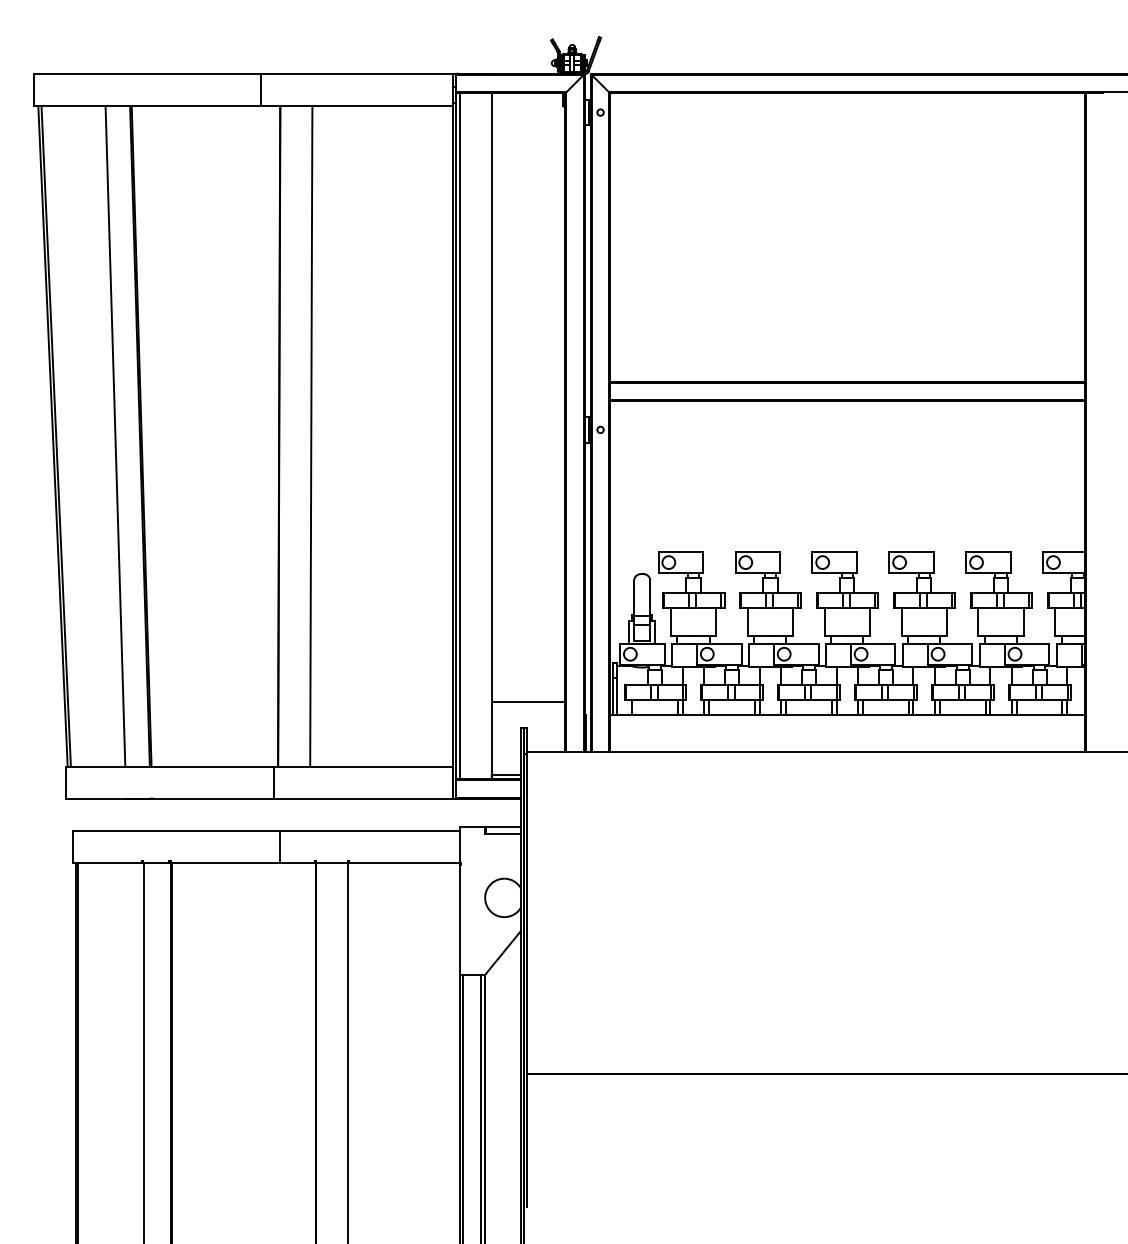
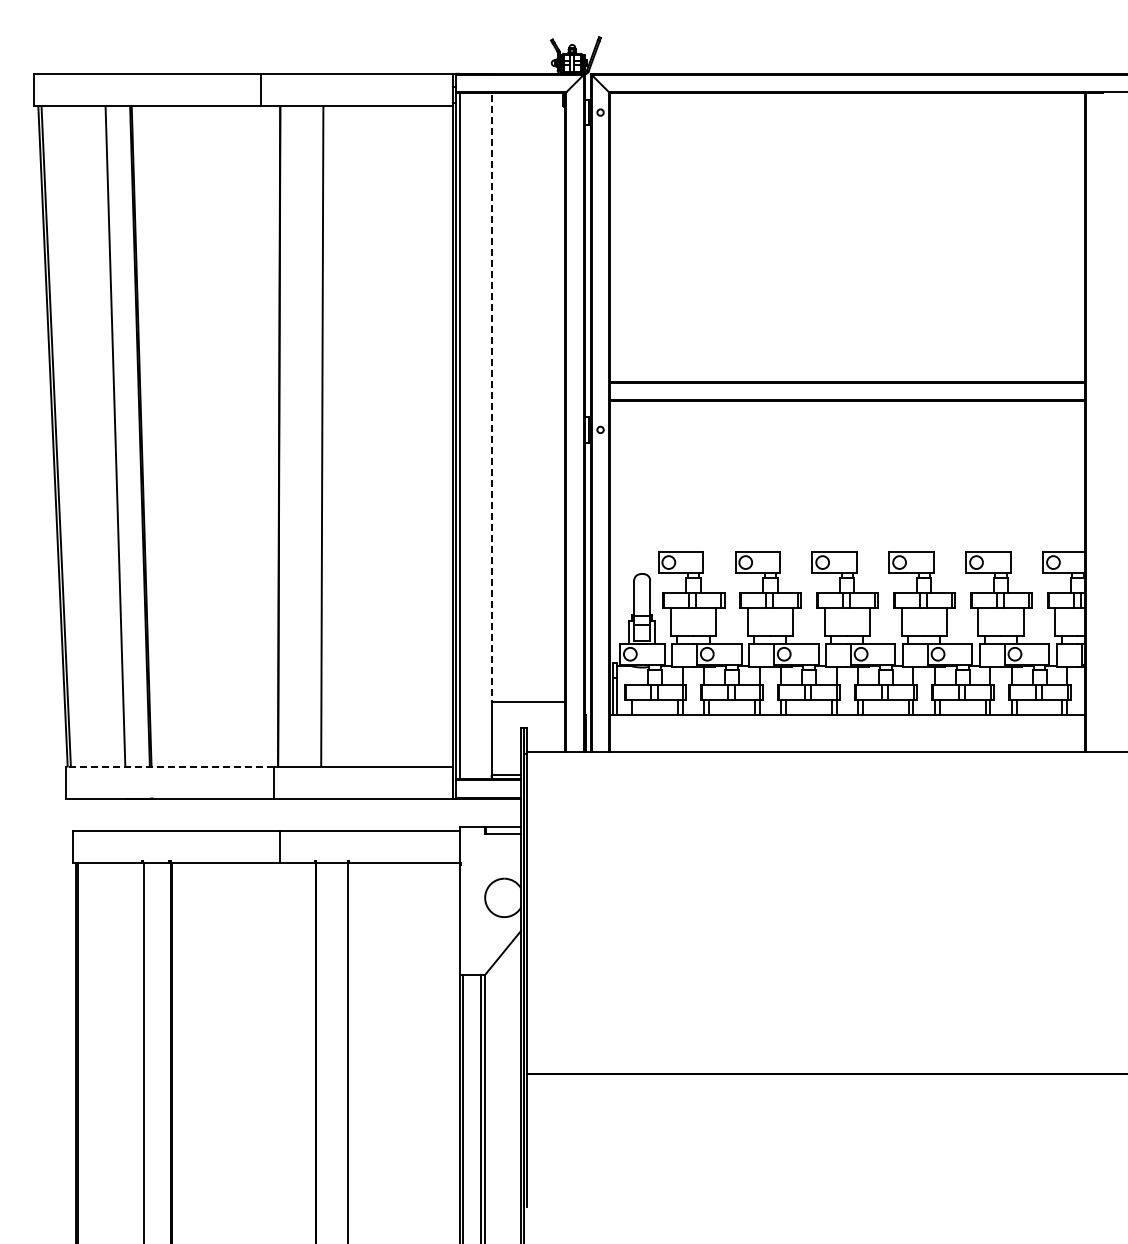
line: solid -> dashed (491, 399)
line position: (311, 436) -> (322, 436) (322, 436)
line: solid -> dashed (169, 766)
